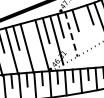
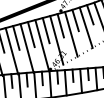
line: none -> present (85, 27)
line: none -> present (30, 34)
line: dashed -> solid (71, 34)
